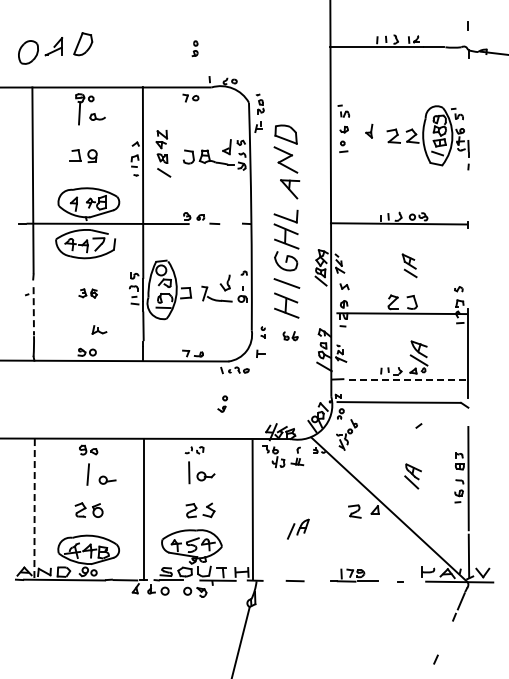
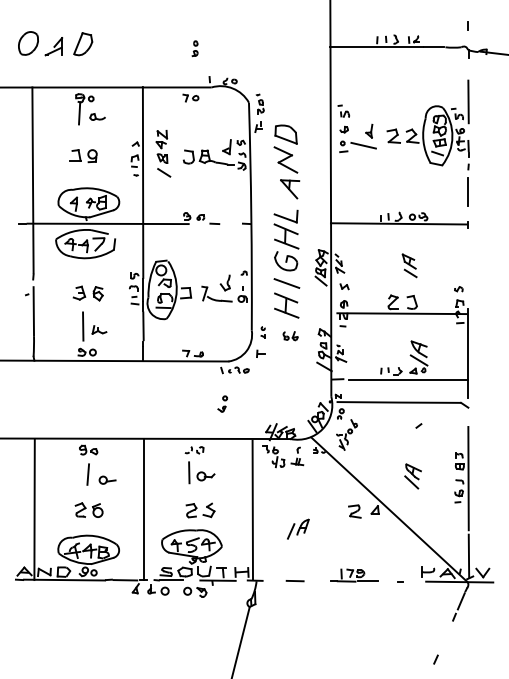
part position: (28, 52) -> (28, 43) (28, 43)
line: none -> present (468, 101)
line: none -> present (363, 145)
line: none -> present (468, 191)
part size: 20x11 px -> 32x17 px (87, 293)
line: dashed -> solid (33, 311)
line: none -> present (83, 326)
line: dashed -> solid (408, 379)
line: dashed -> solid (34, 509)
